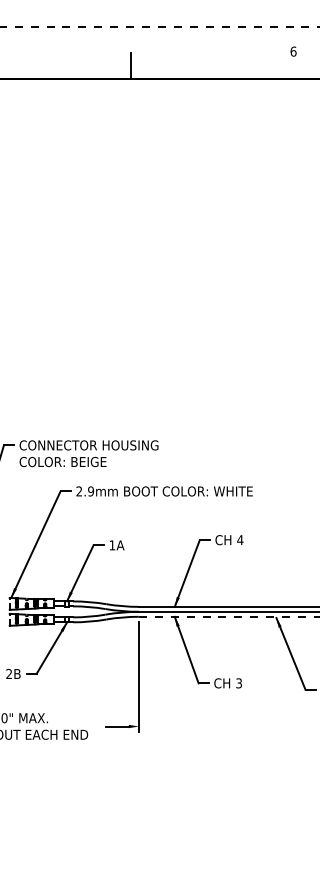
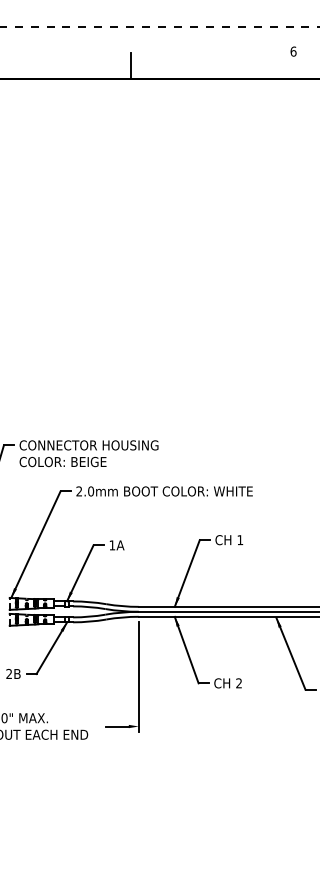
text: 2.9mm -> 2.0mm (90, 491)
text: 4 -> 1 (240, 540)
line: dashed -> solid (229, 616)
text: 3 -> 2 (238, 683)
